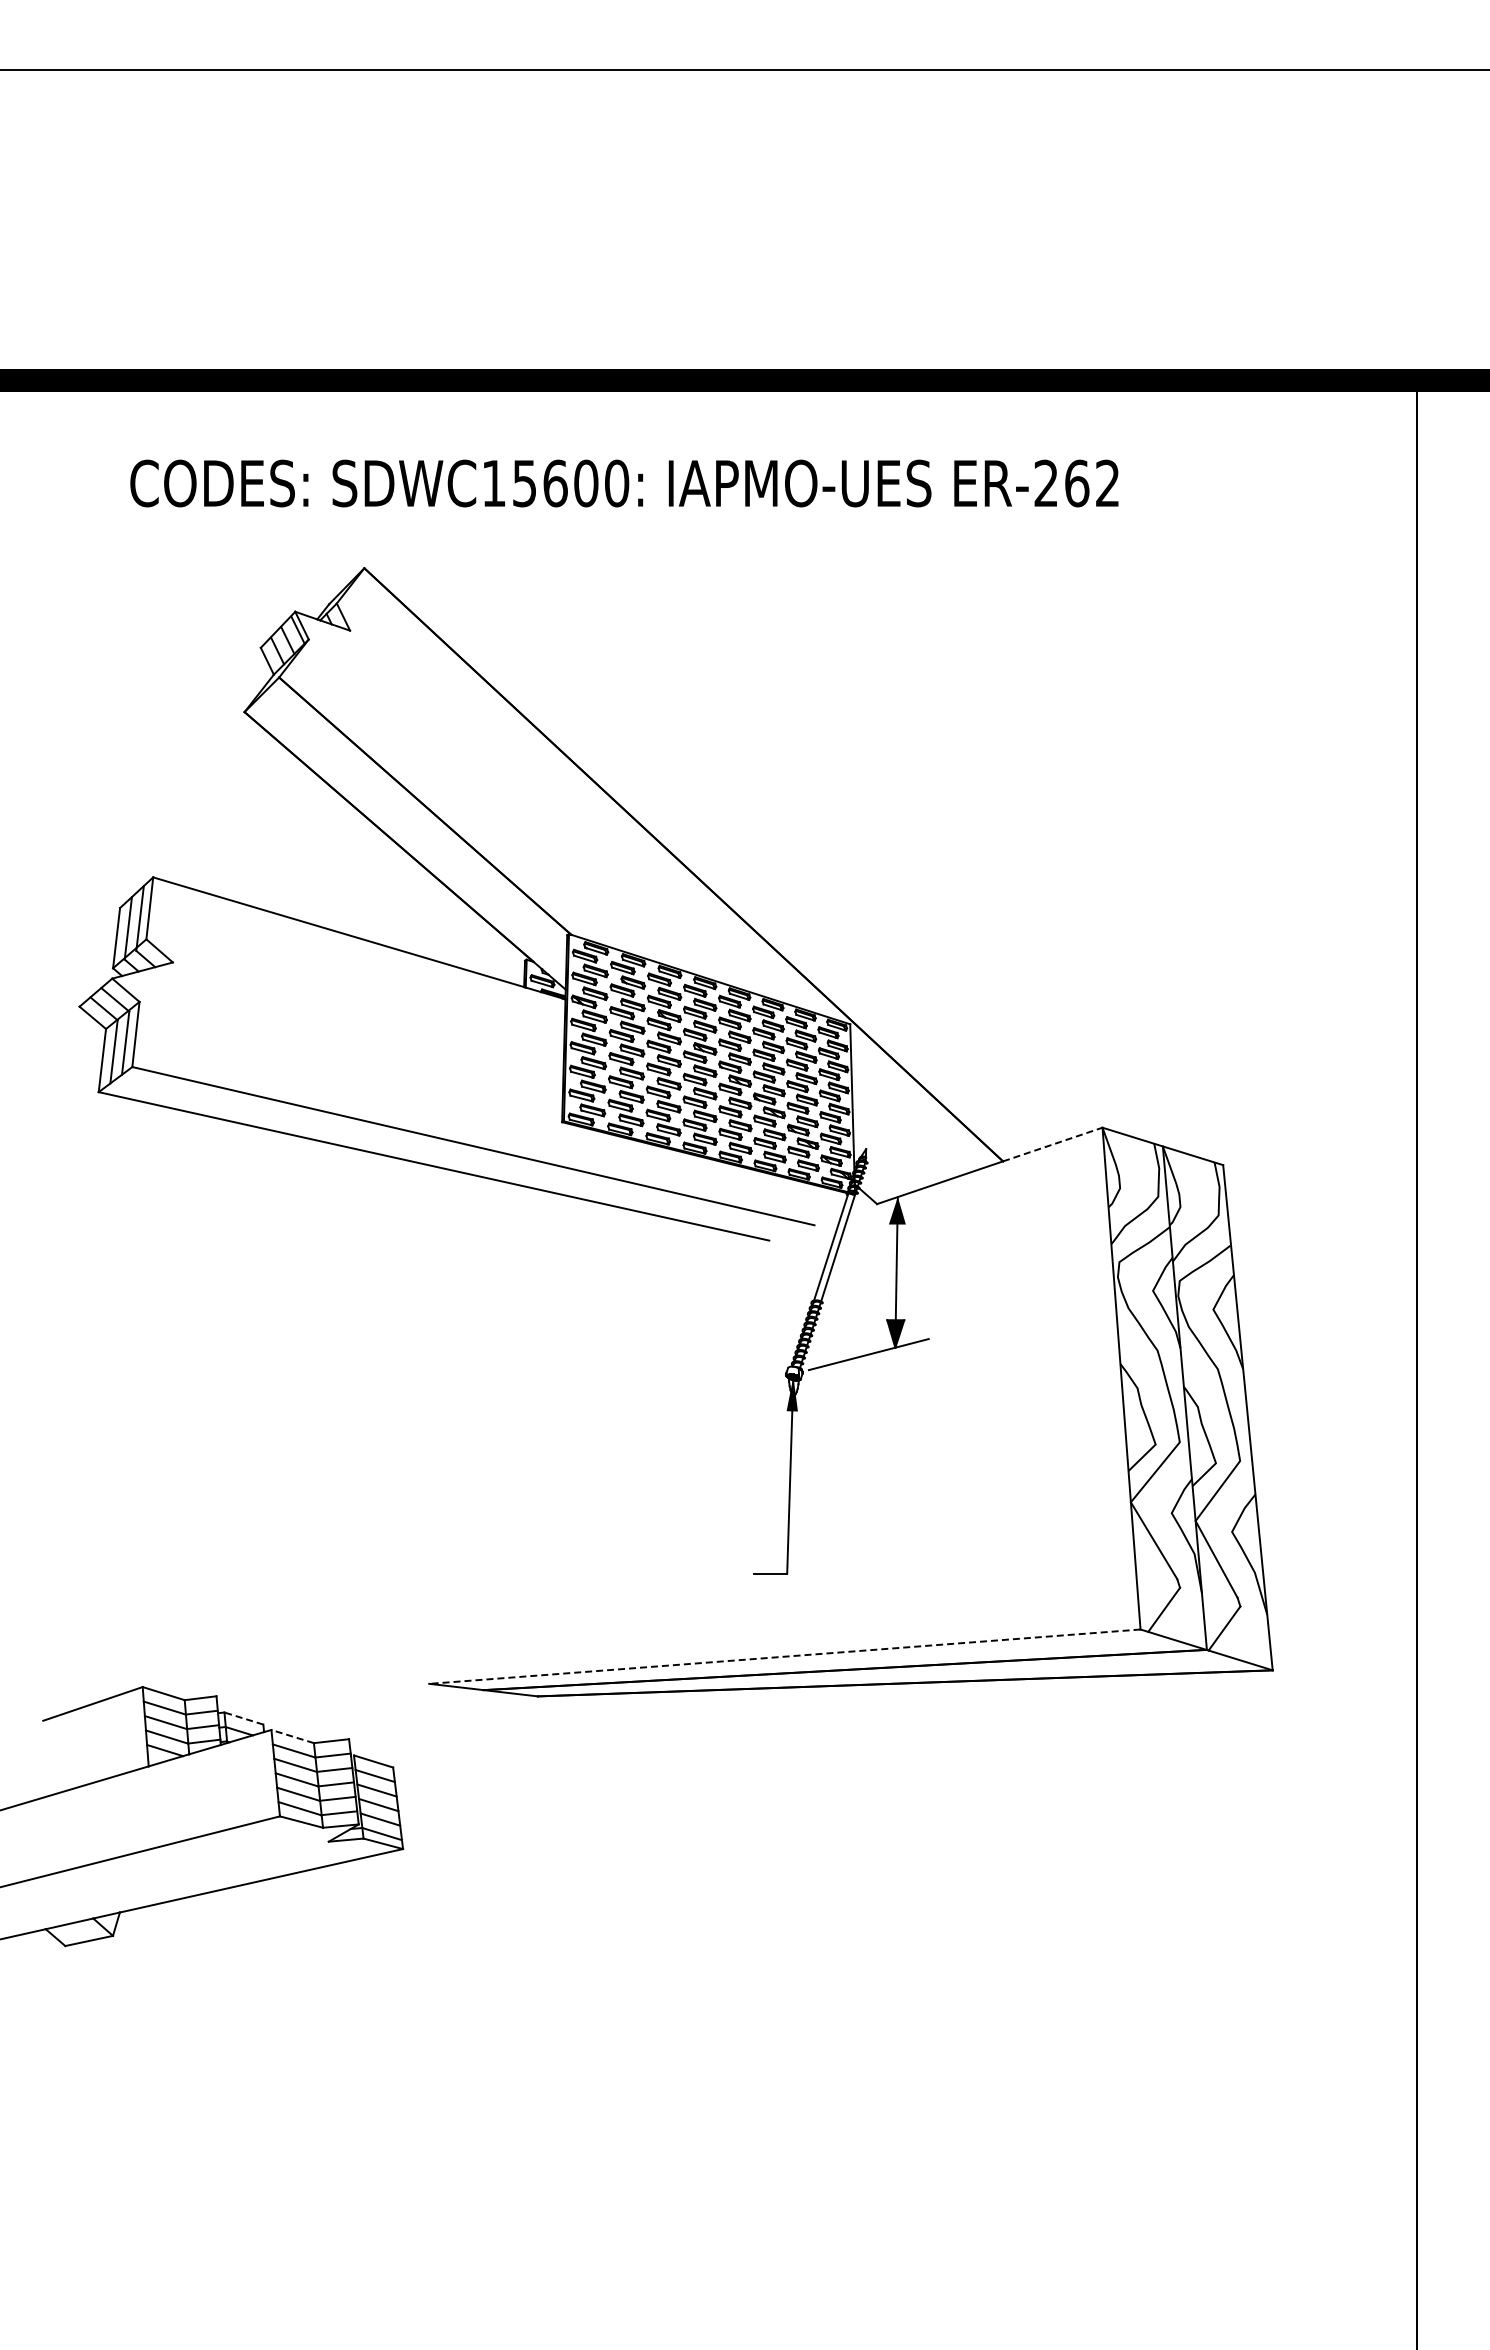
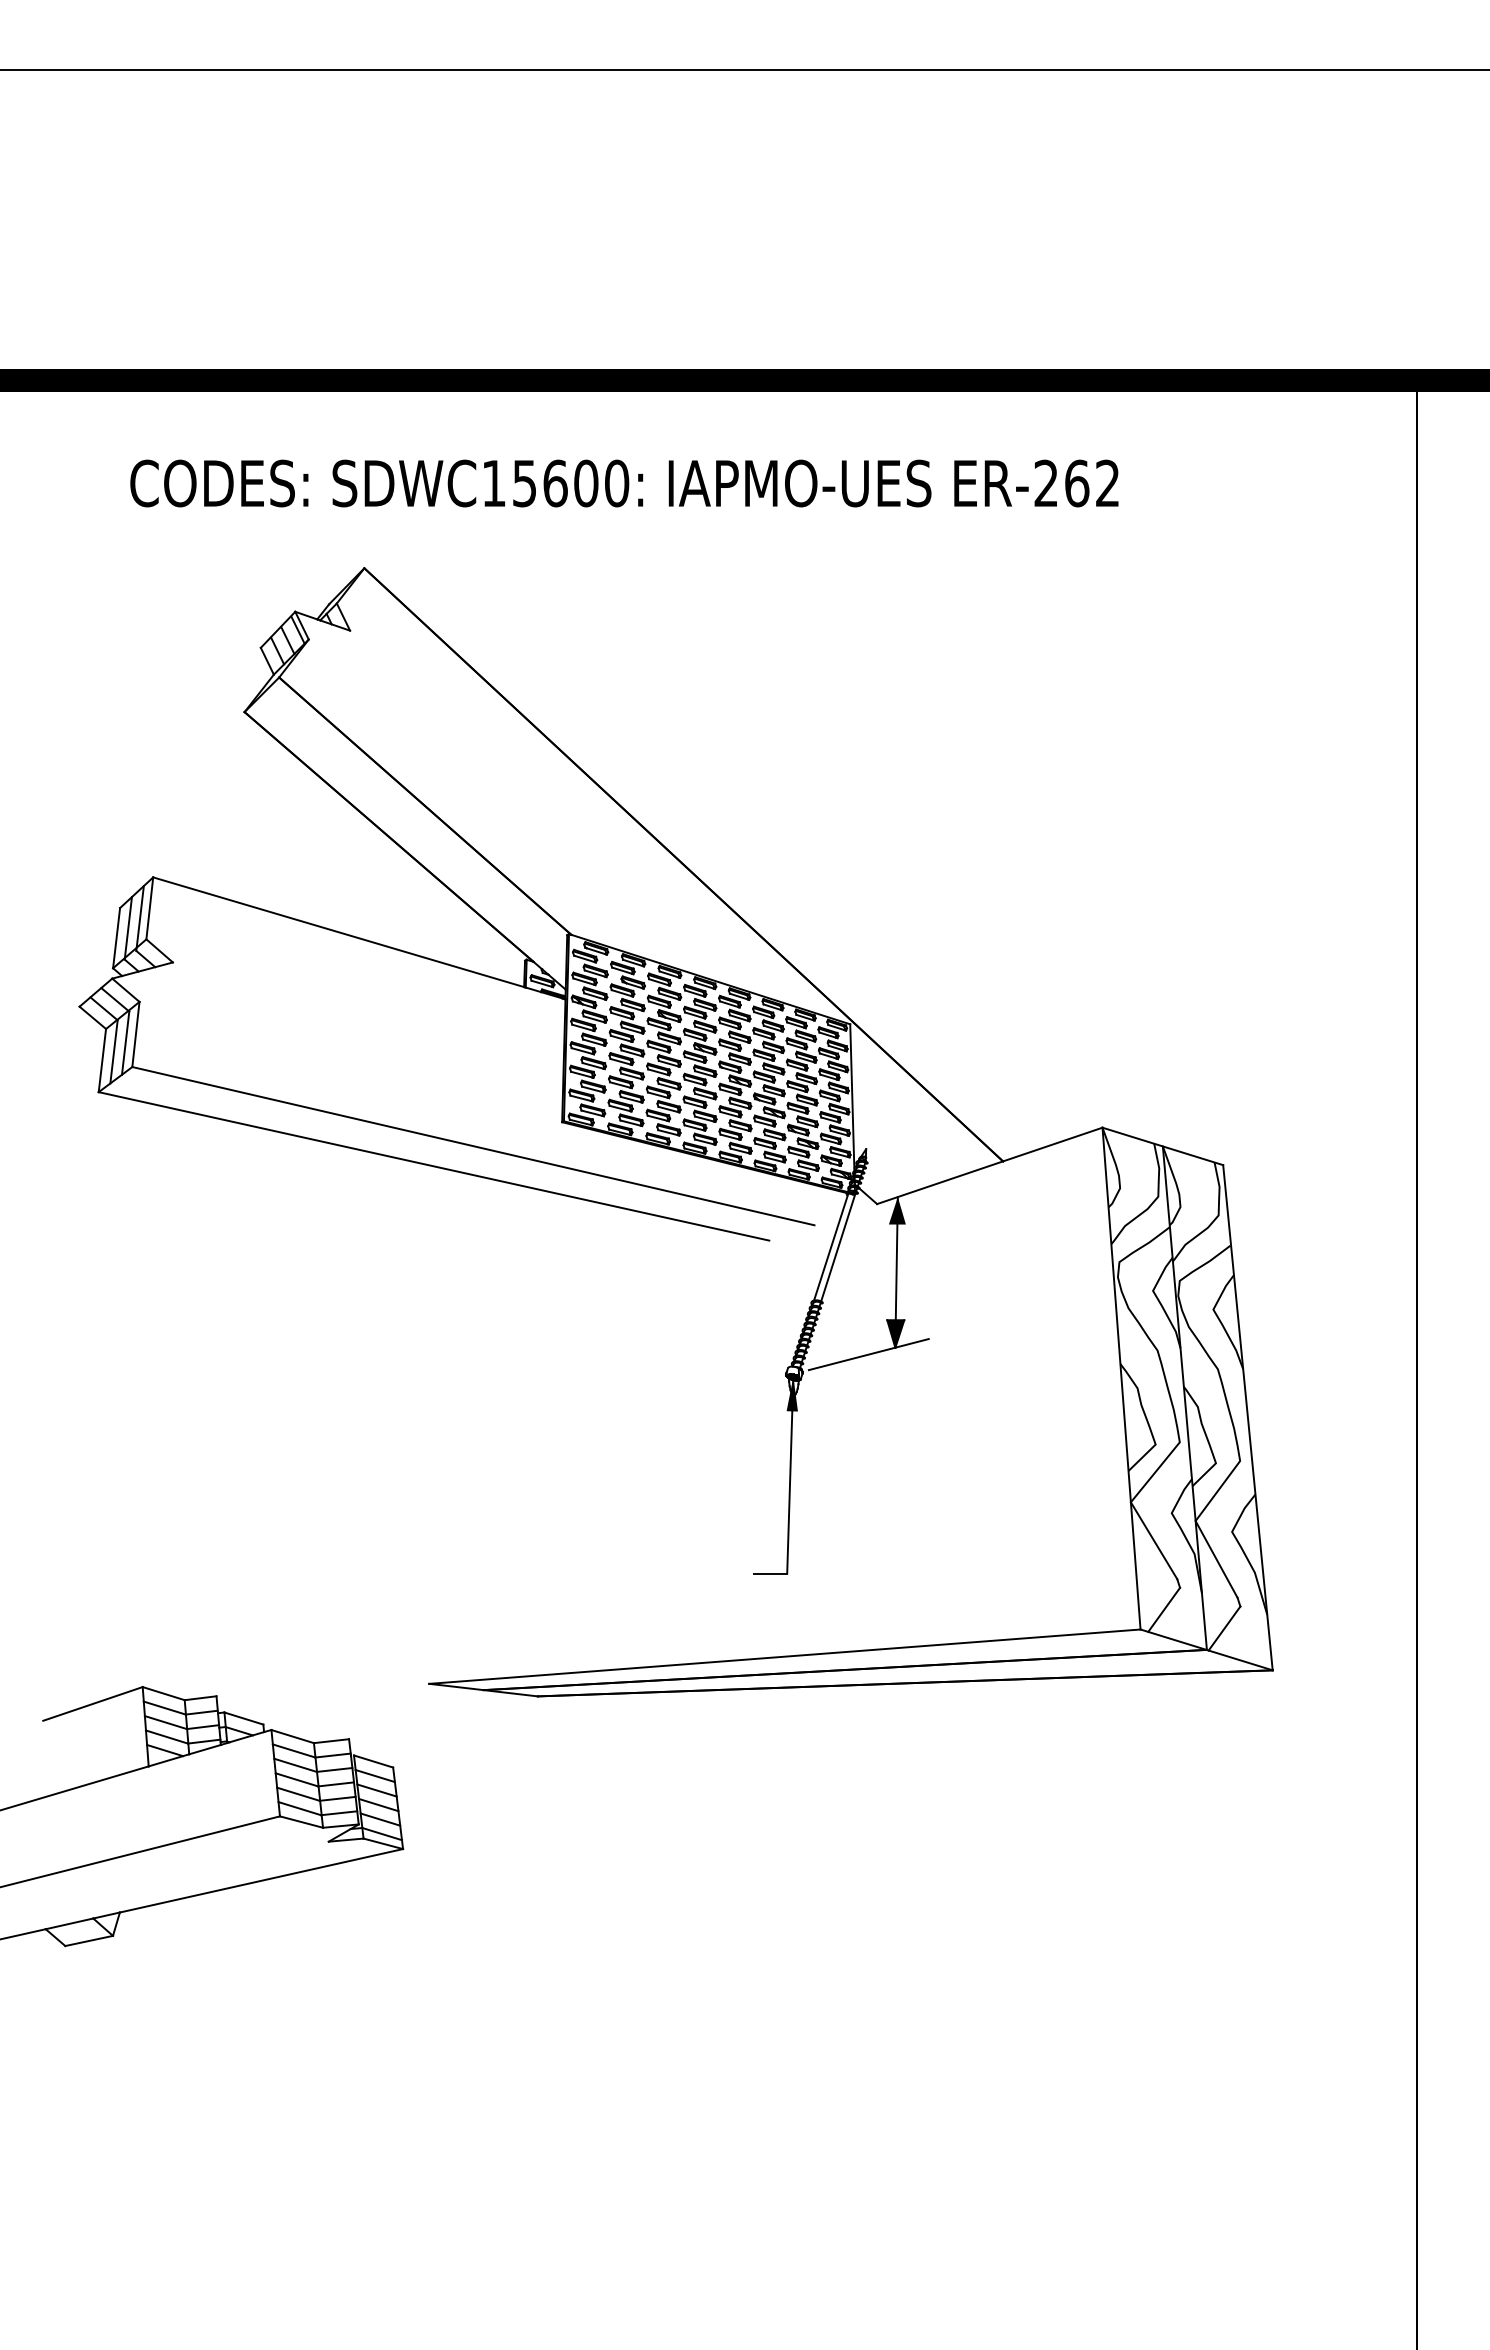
line: dashed -> solid (1052, 1144)
line: dashed -> solid (784, 1656)
line: dashed -> solid (243, 1718)
line: dashed -> solid (292, 1736)
